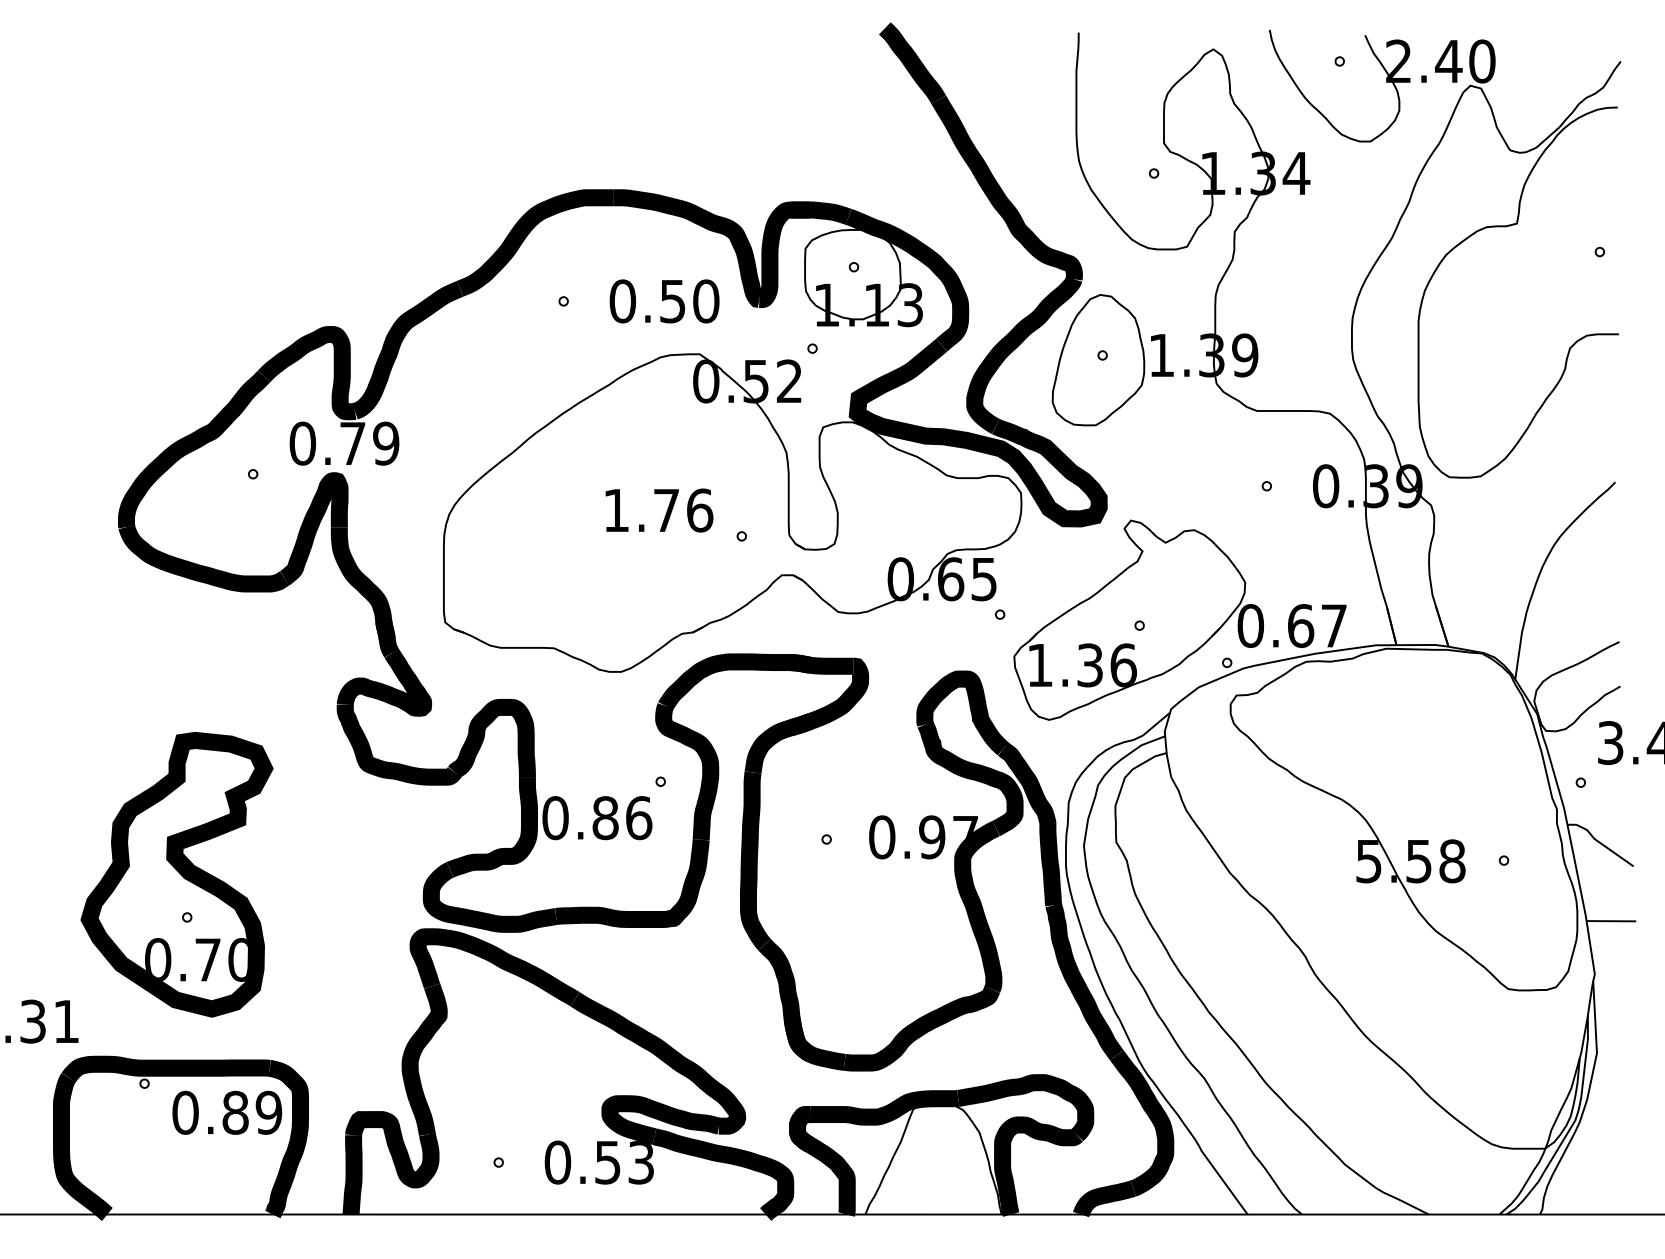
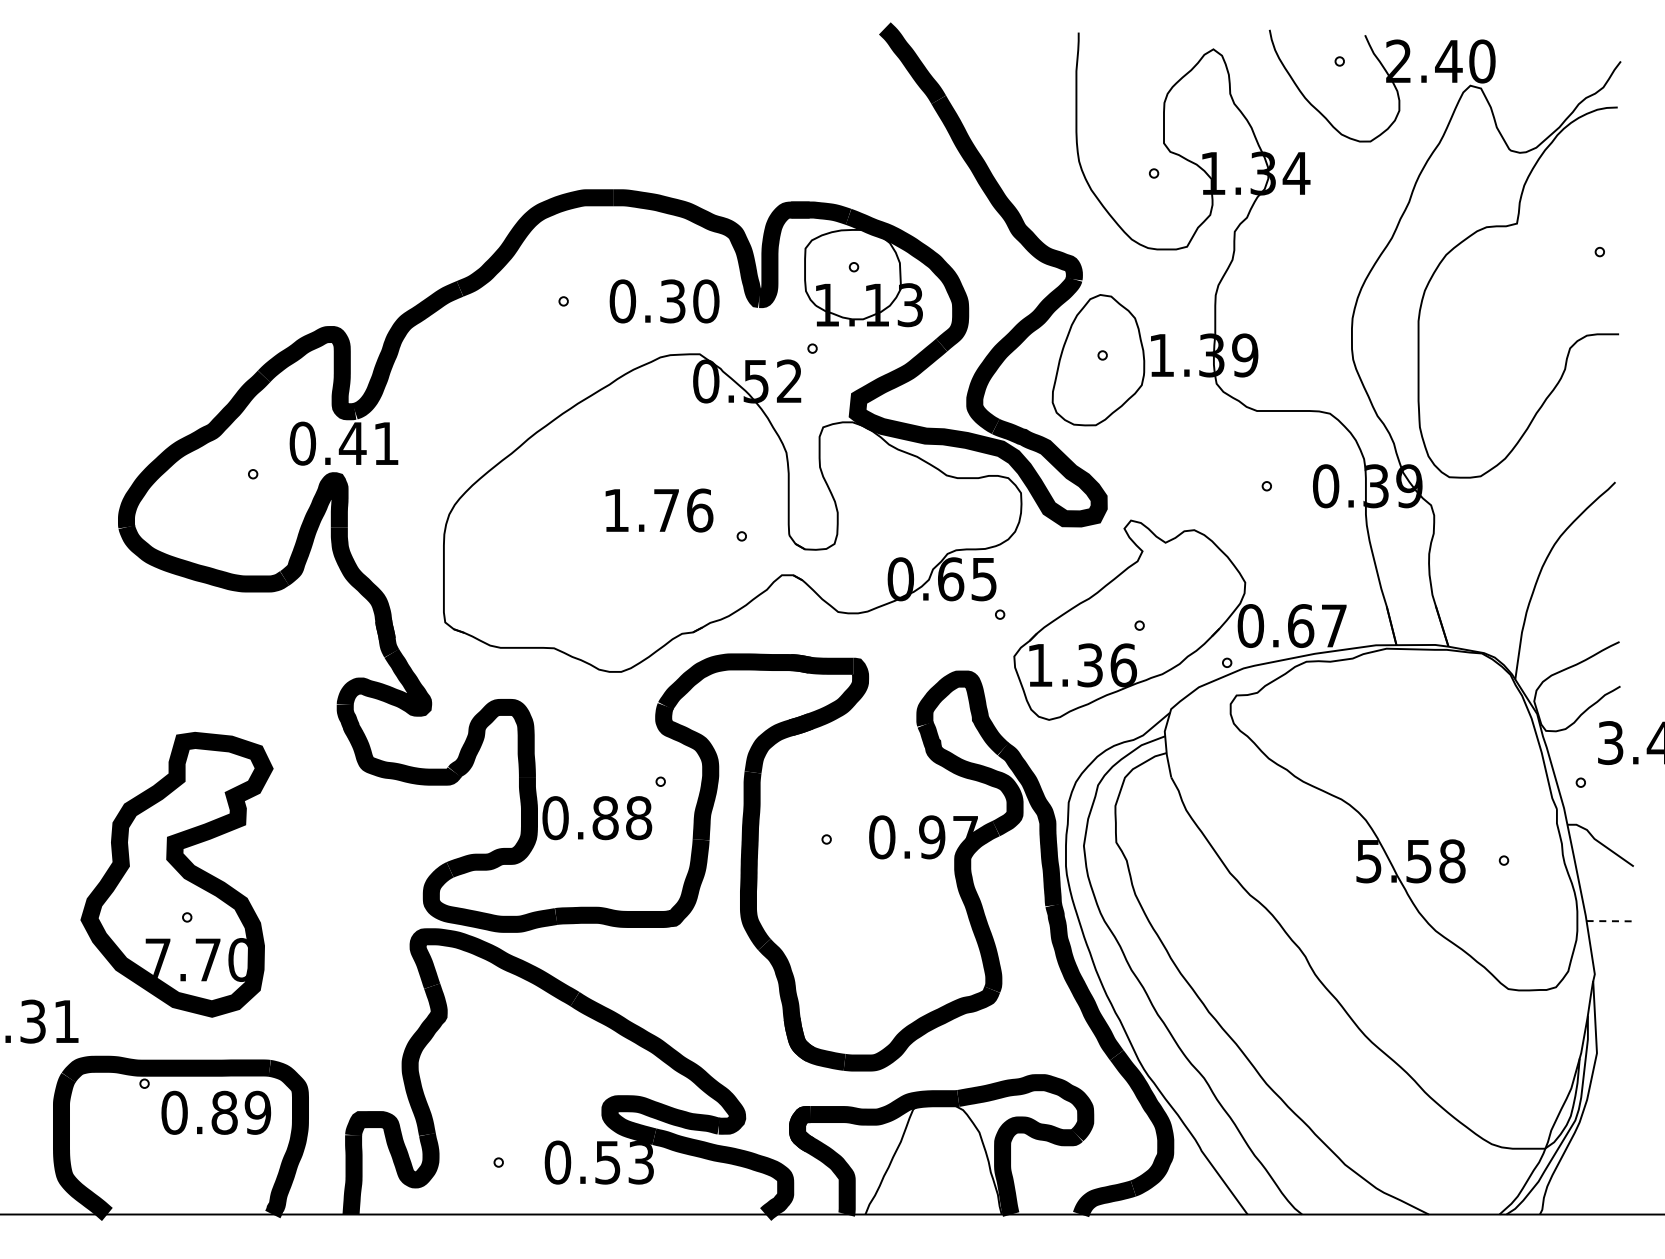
text: 0.50 -> 0.30 (672, 300)
text: 0.79 -> 0.41 (368, 443)
text: 0.86 -> 0.88 (639, 817)
line: solid -> dashed (1611, 921)
text: 0.70 -> 7.70 (158, 959)
text position: (227, 1112) -> (216, 1112) (216, 1112)
